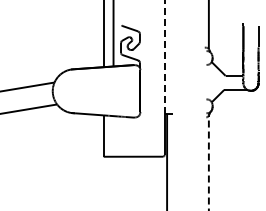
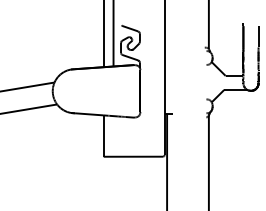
line: dashed -> solid (164, 57)
line: dashed -> solid (208, 162)
